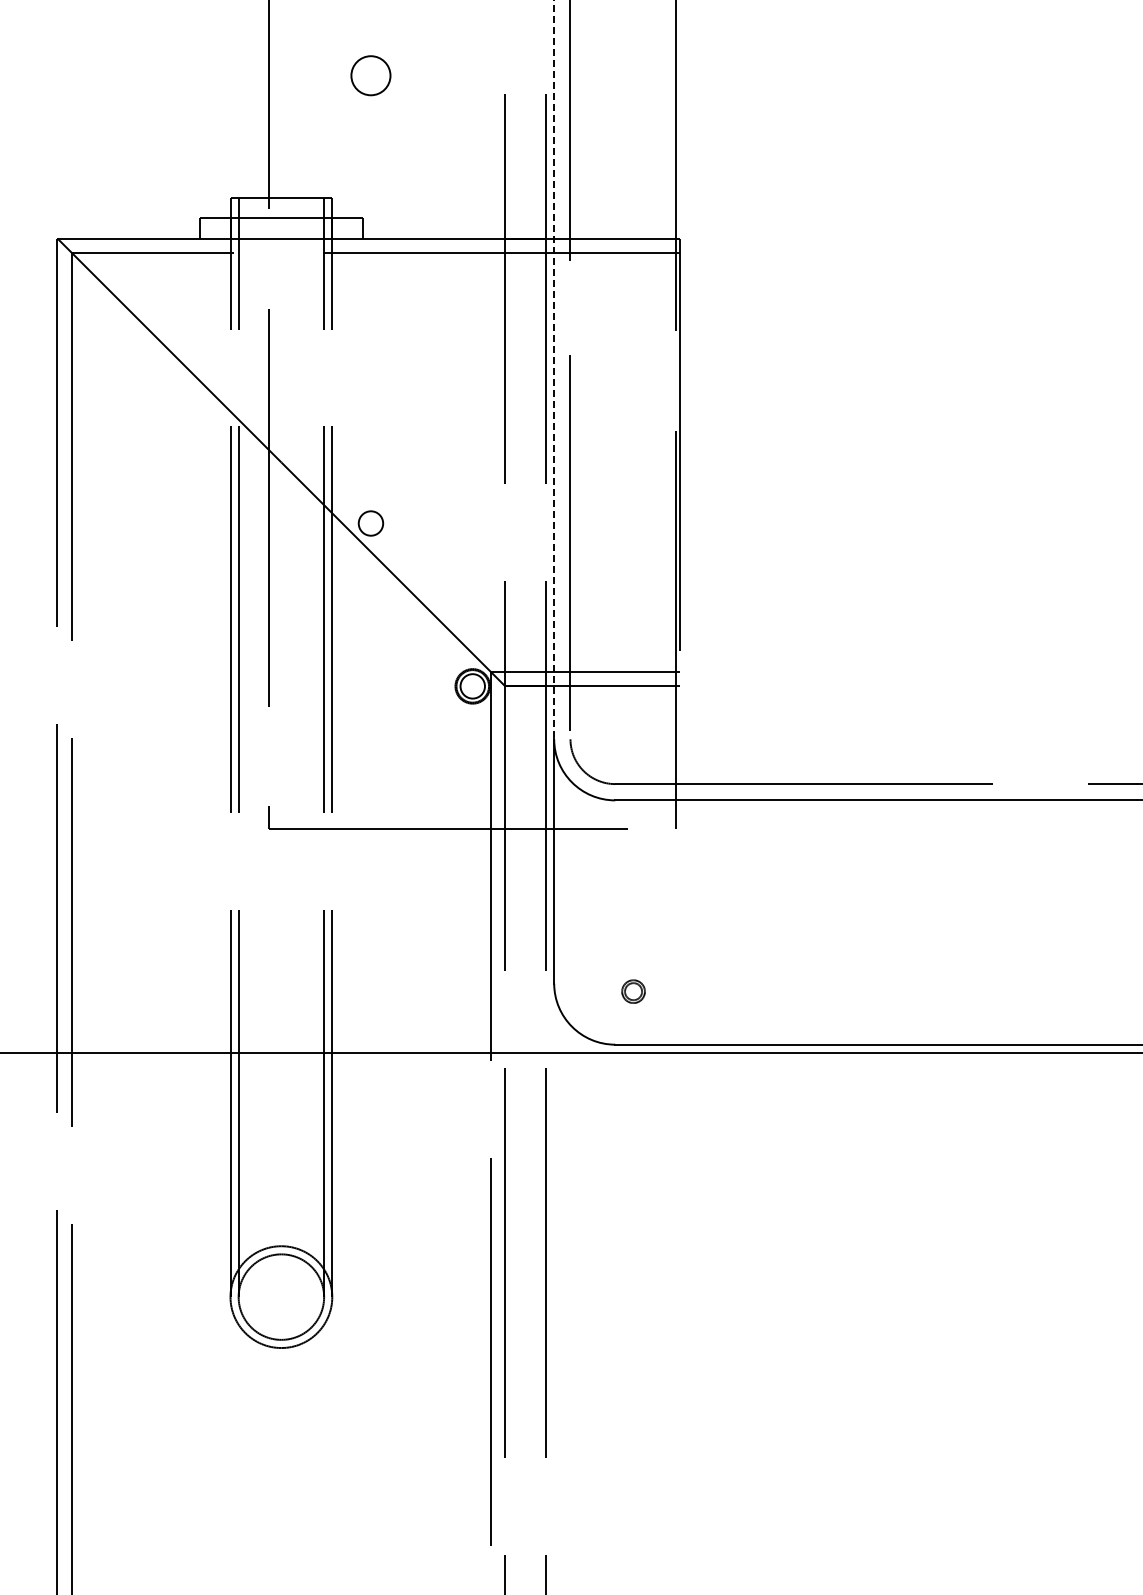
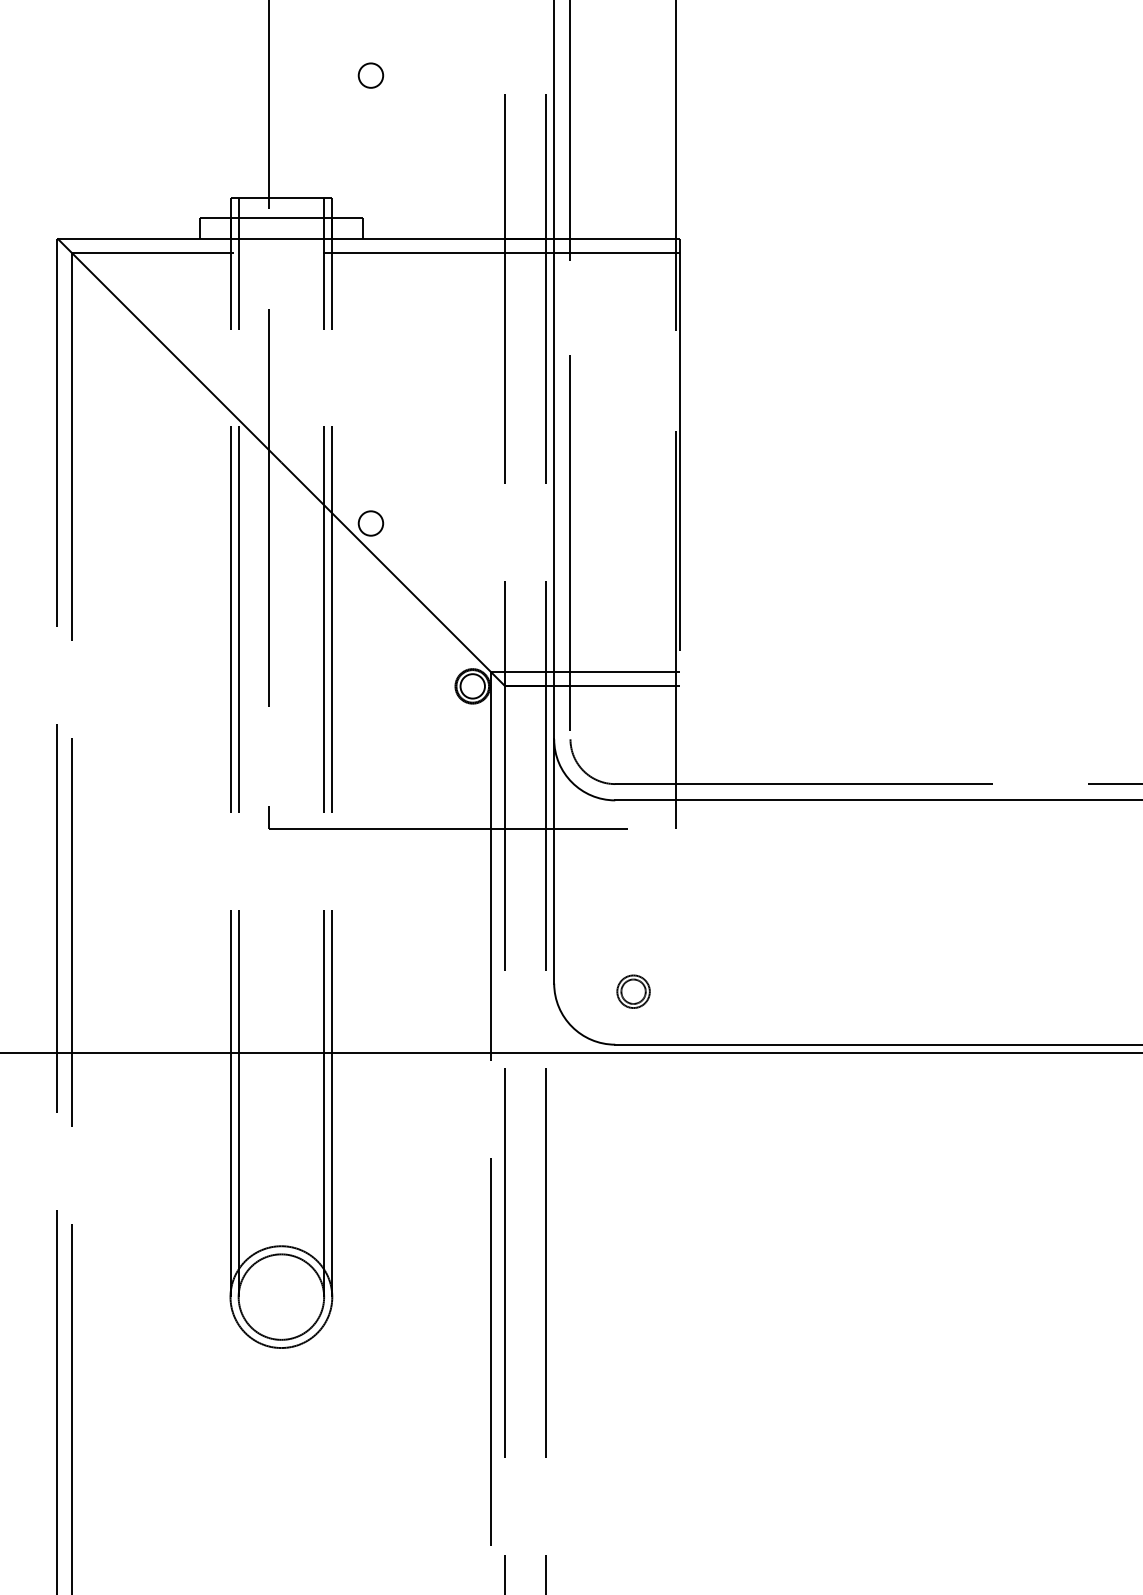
circle size: 42x42 px -> 28x27 px (370, 75)
line: dashed -> solid (554, 369)
part size: 25x25 px -> 35x35 px (633, 991)
